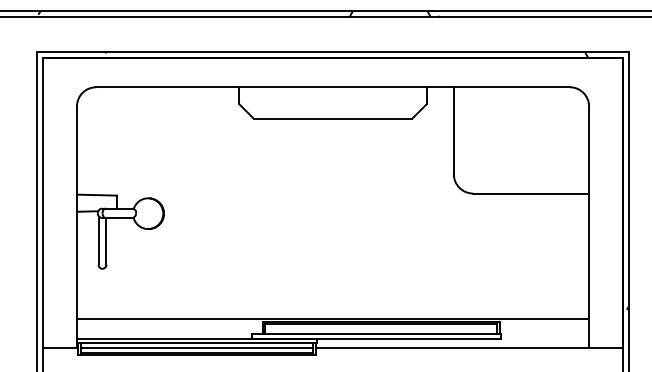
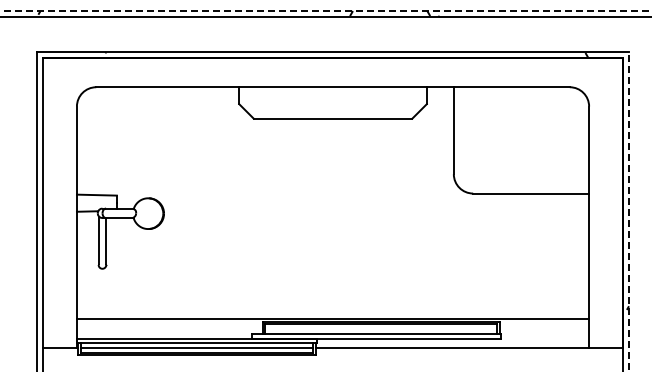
line: solid -> dashed (325, 11)
line: solid -> dashed (629, 211)
